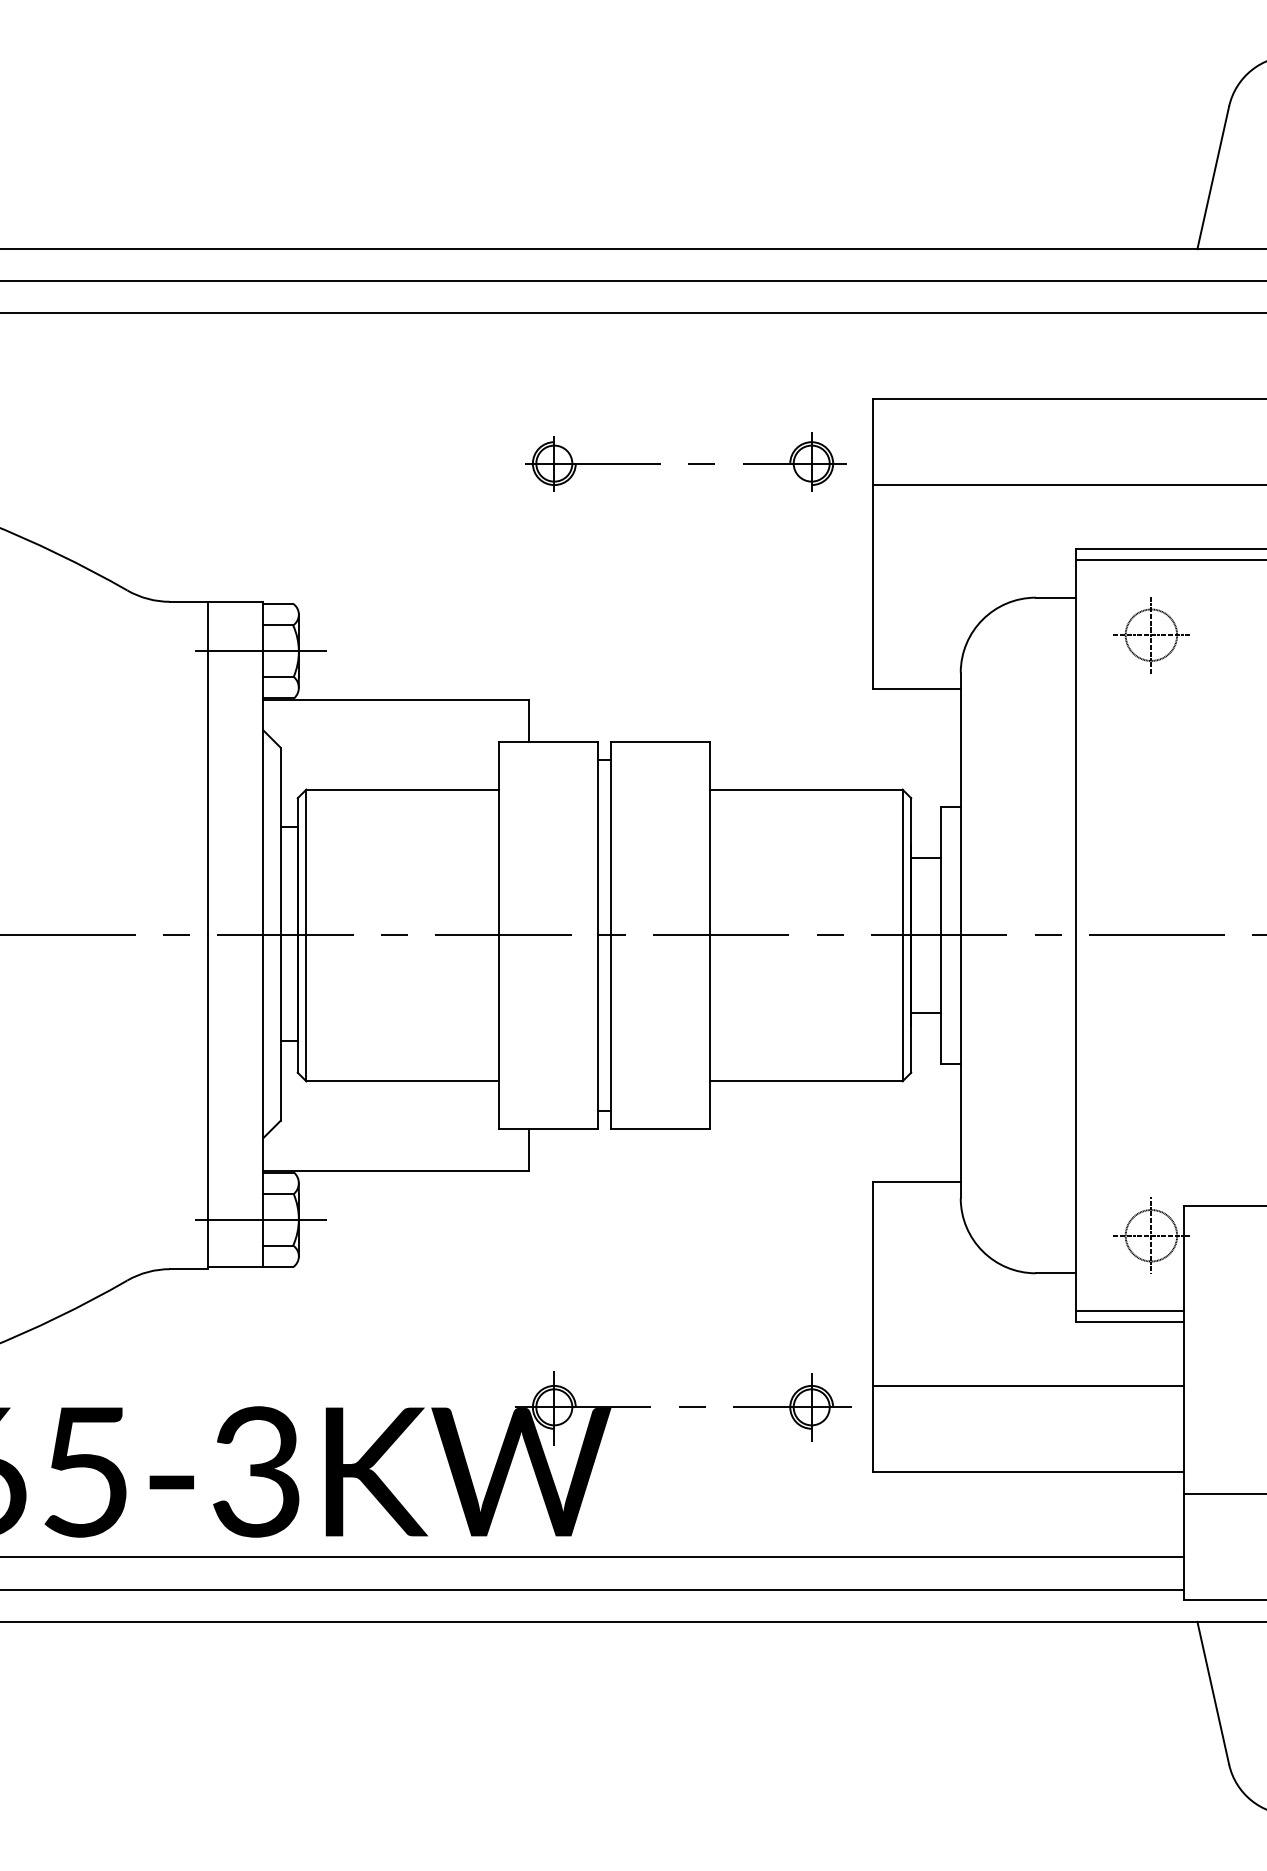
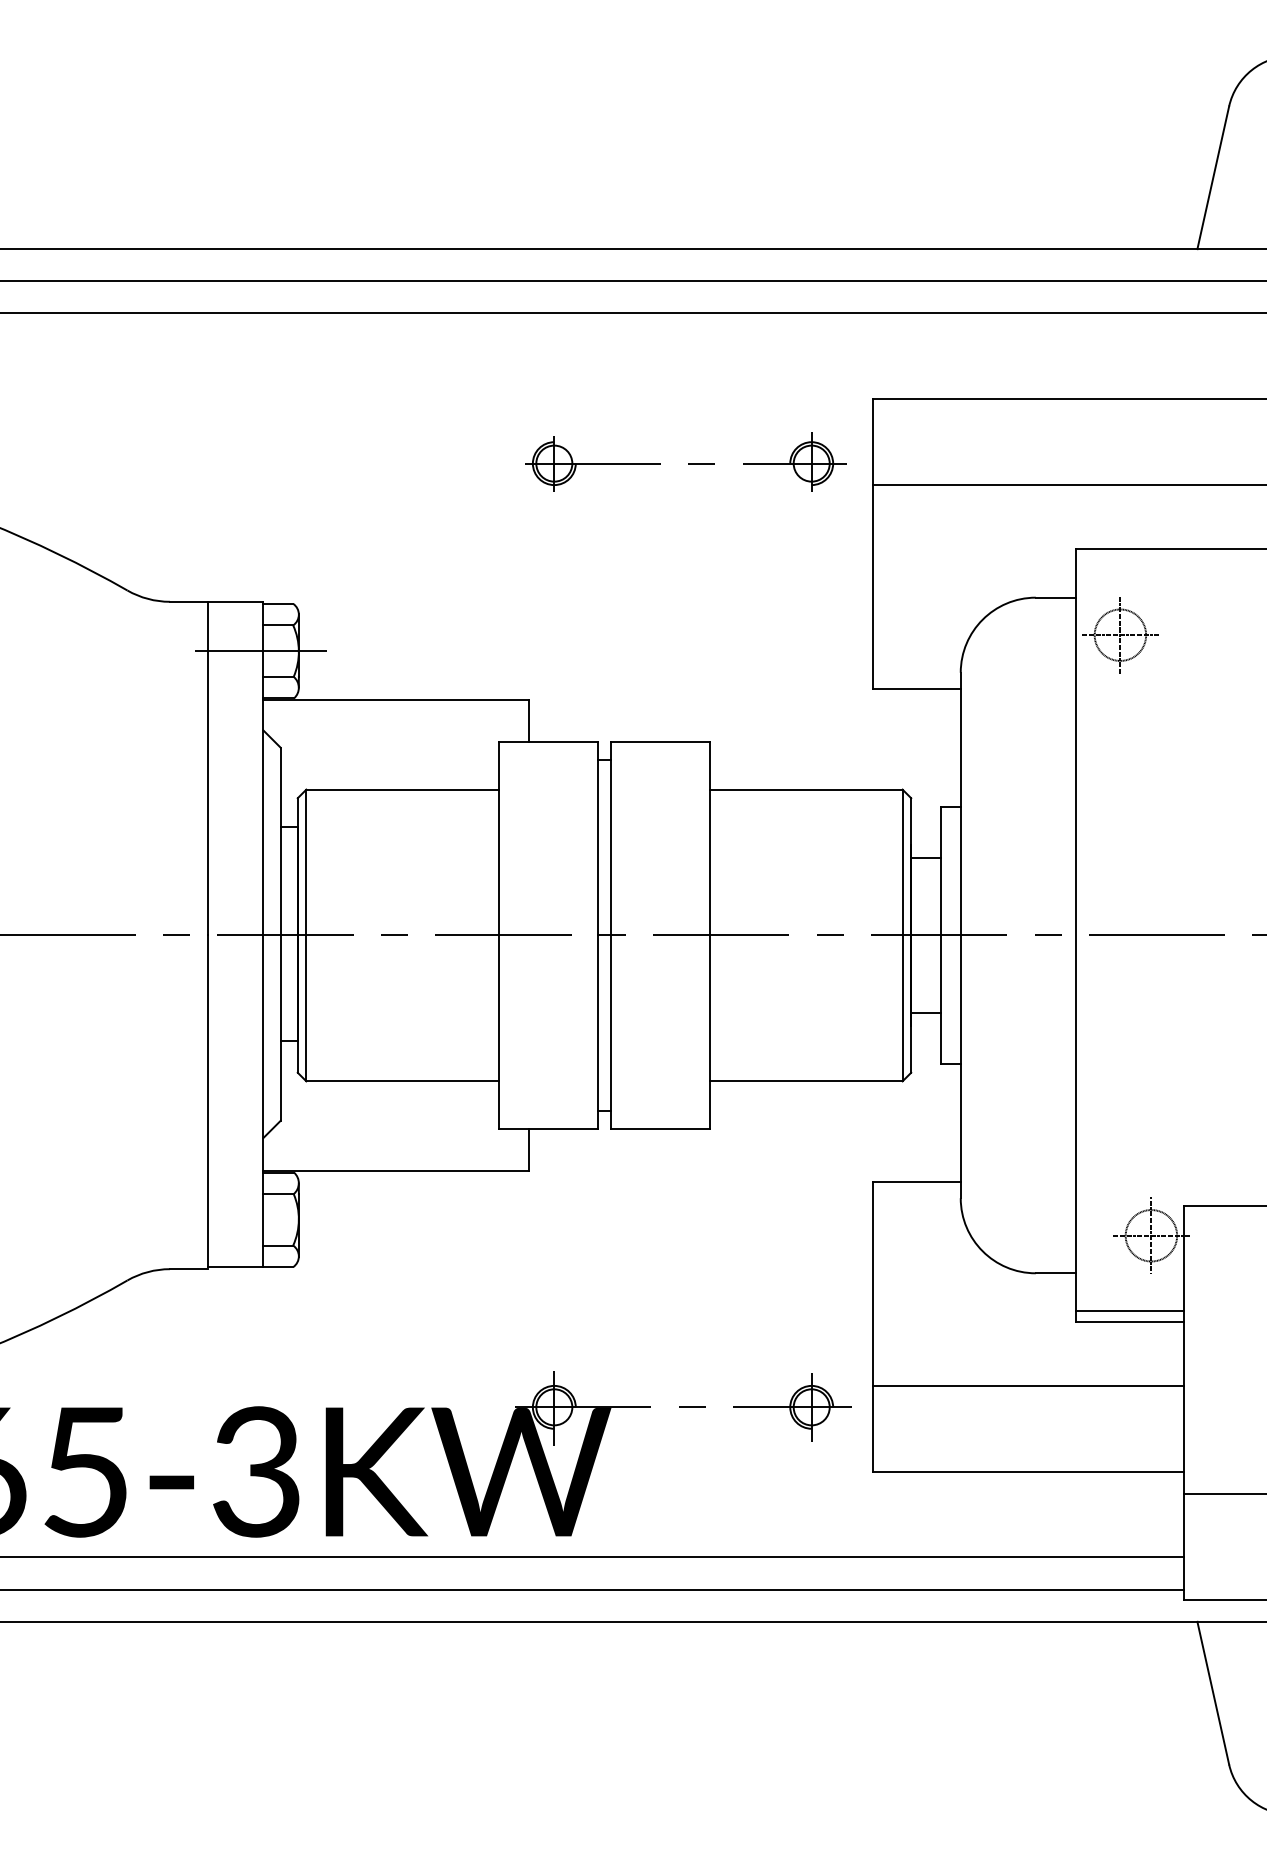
line: present -> none (1169, 560)
part position: (1151, 635) -> (1120, 635) (1120, 635)
line: present -> none (260, 1219)
